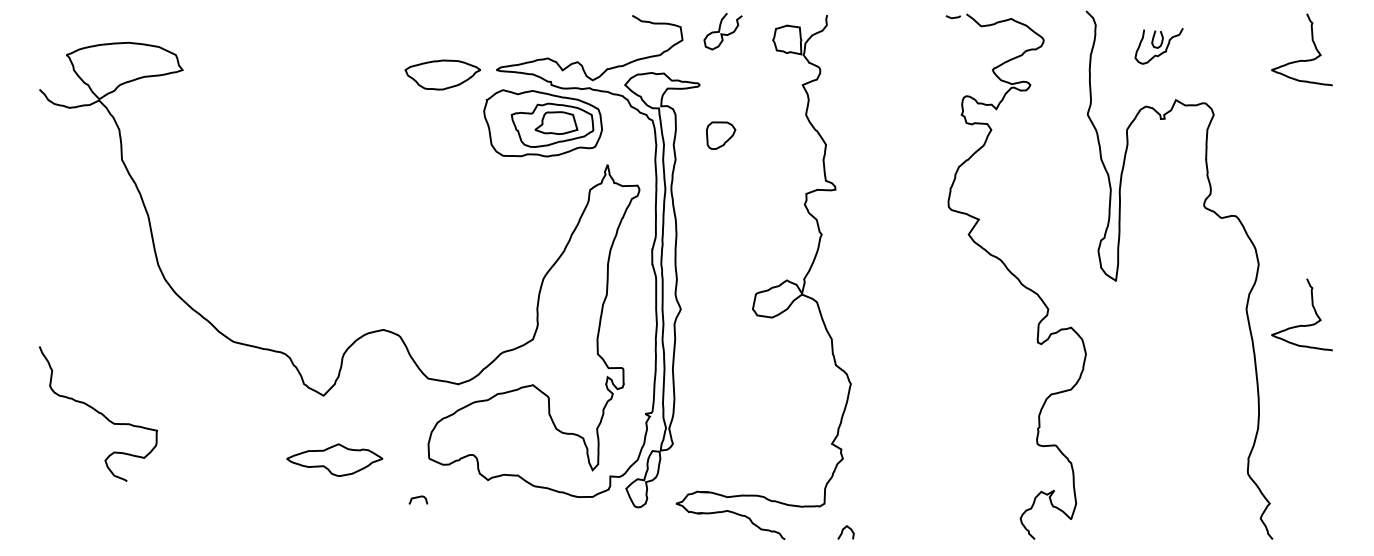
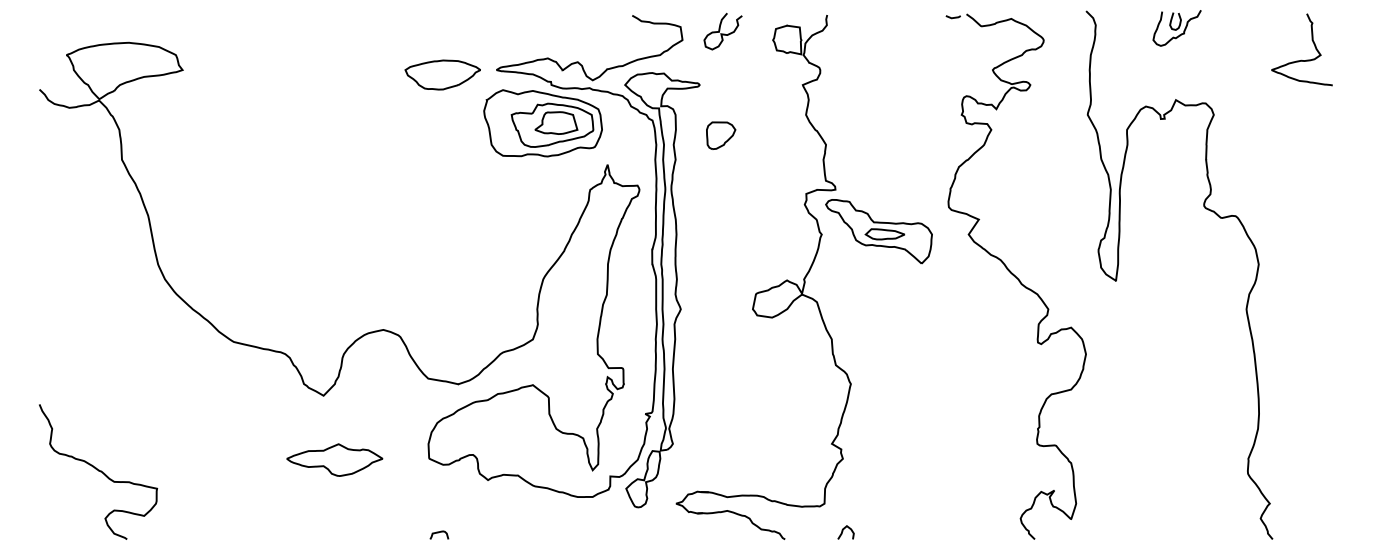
part position: (1158, 46) -> (1176, 28) (1176, 28)
part: none -> present (878, 231)
curve: present -> none (1301, 324)
curve position: (98, 413) -> (98, 471) (98, 471)
curve position: (417, 498) -> (438, 533) (438, 533)
